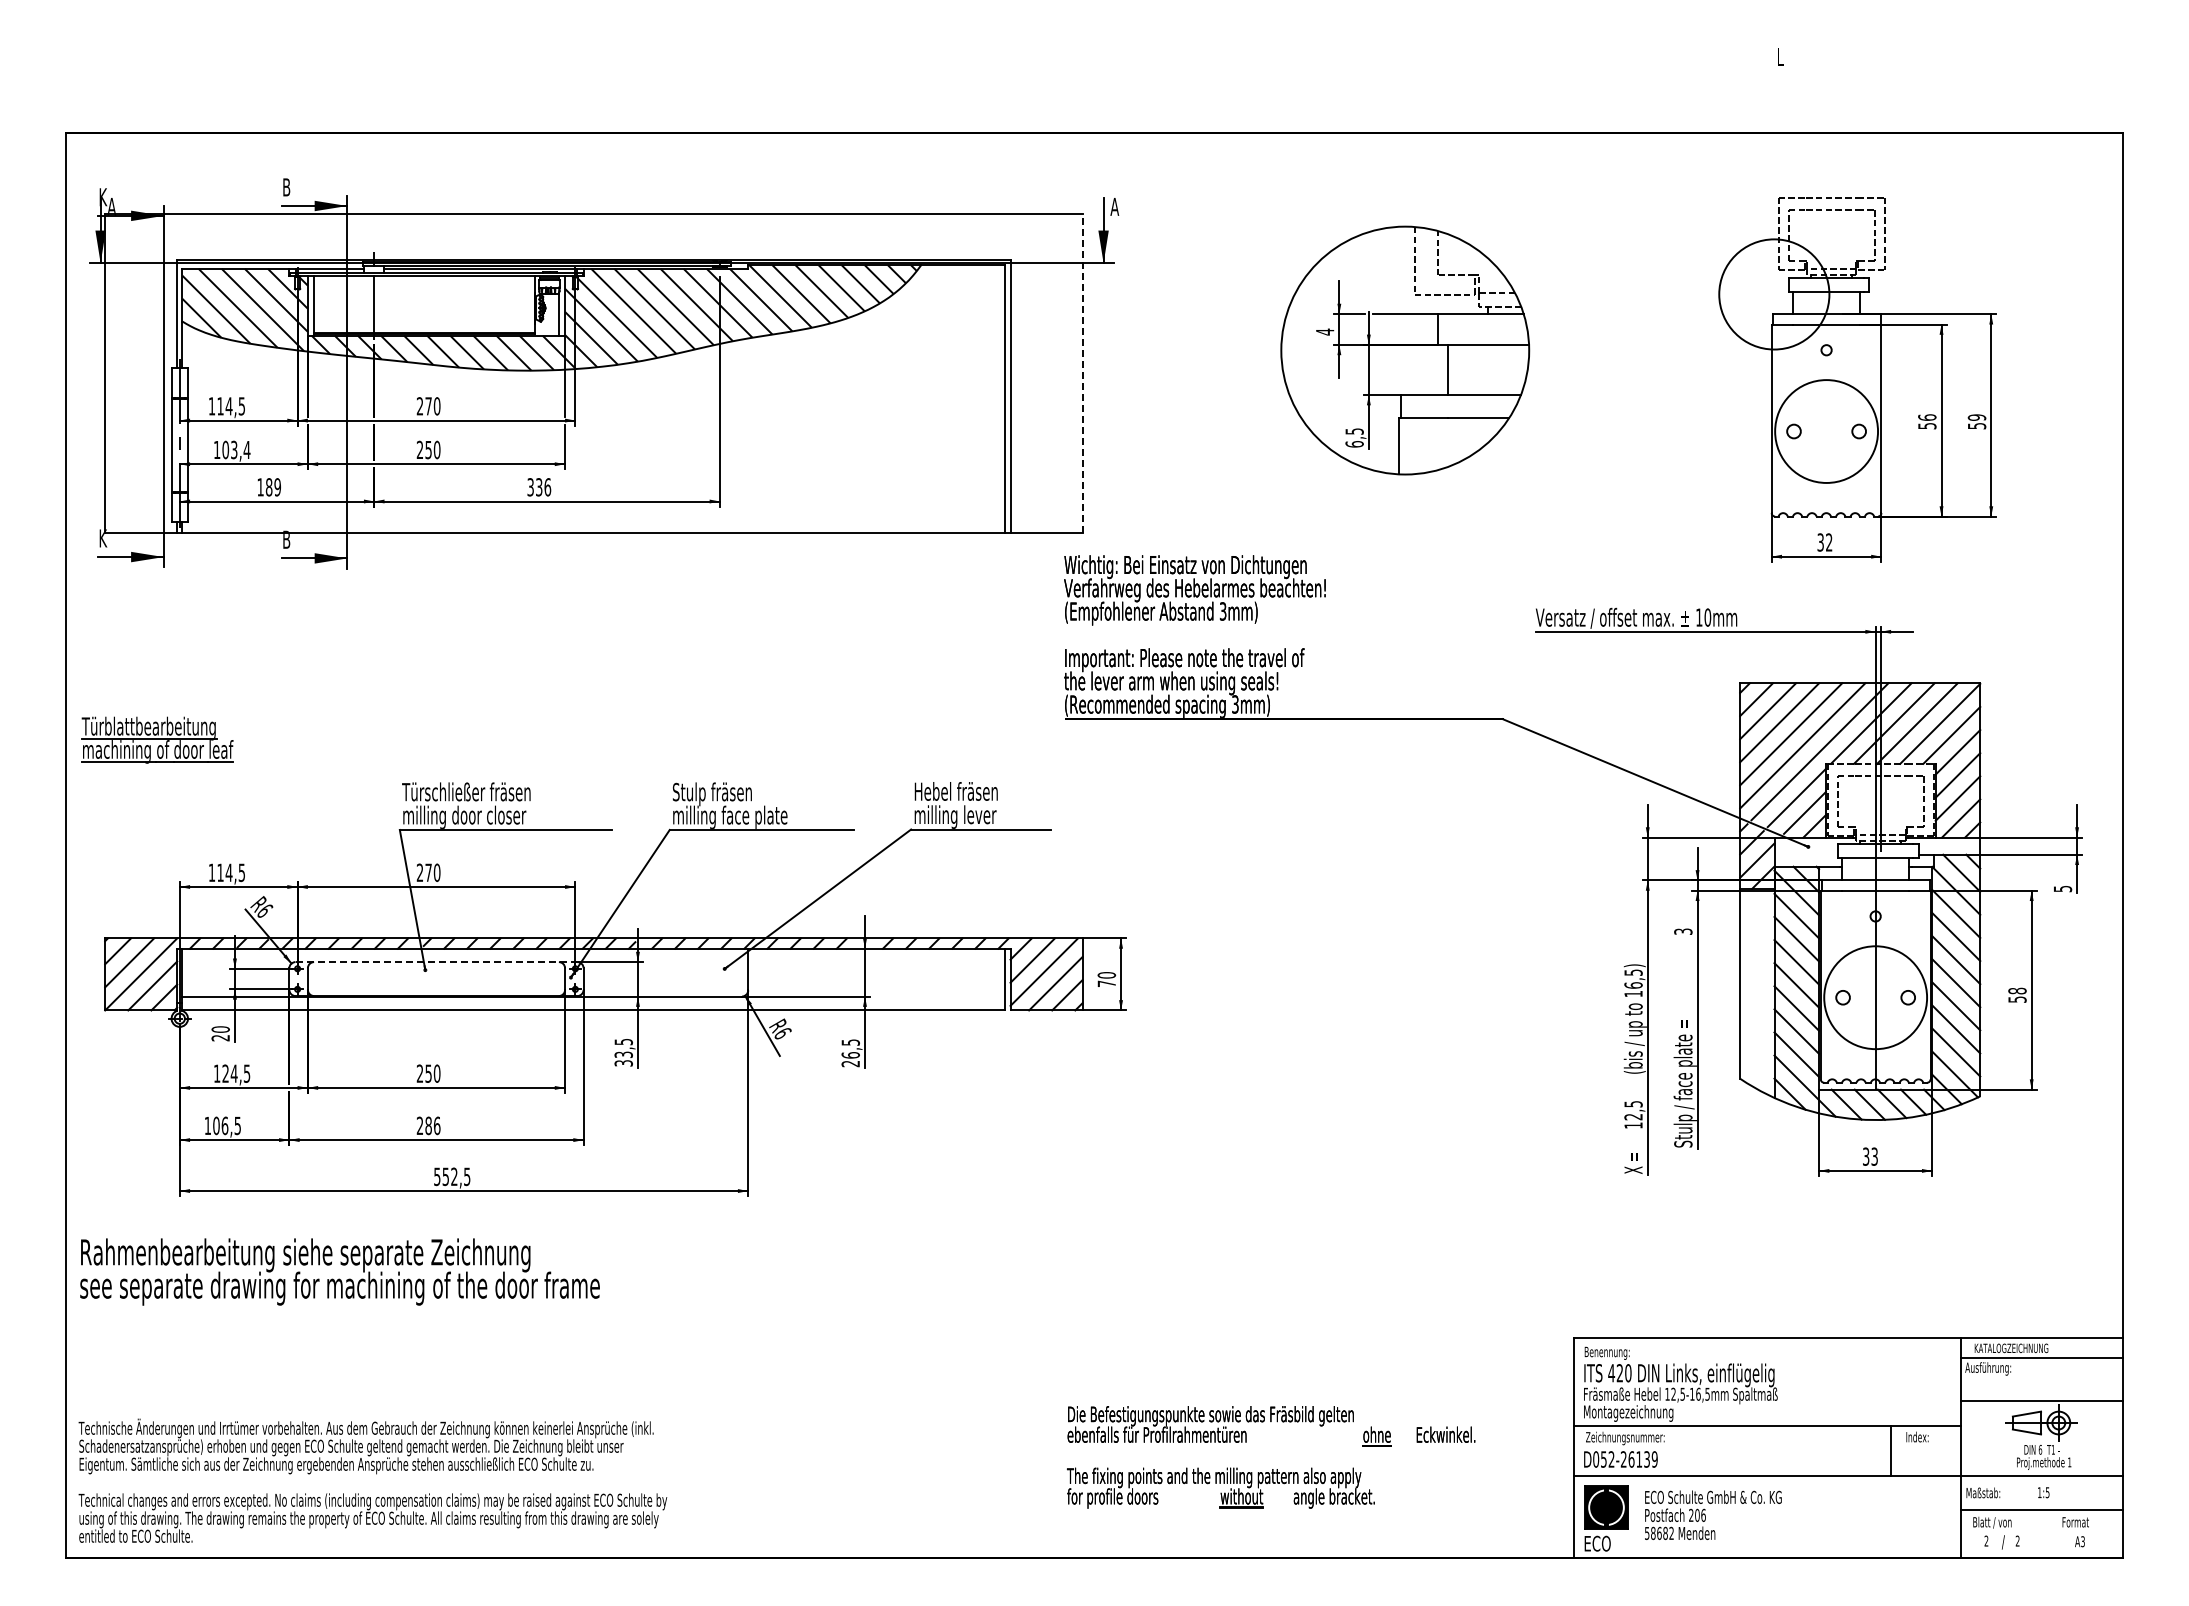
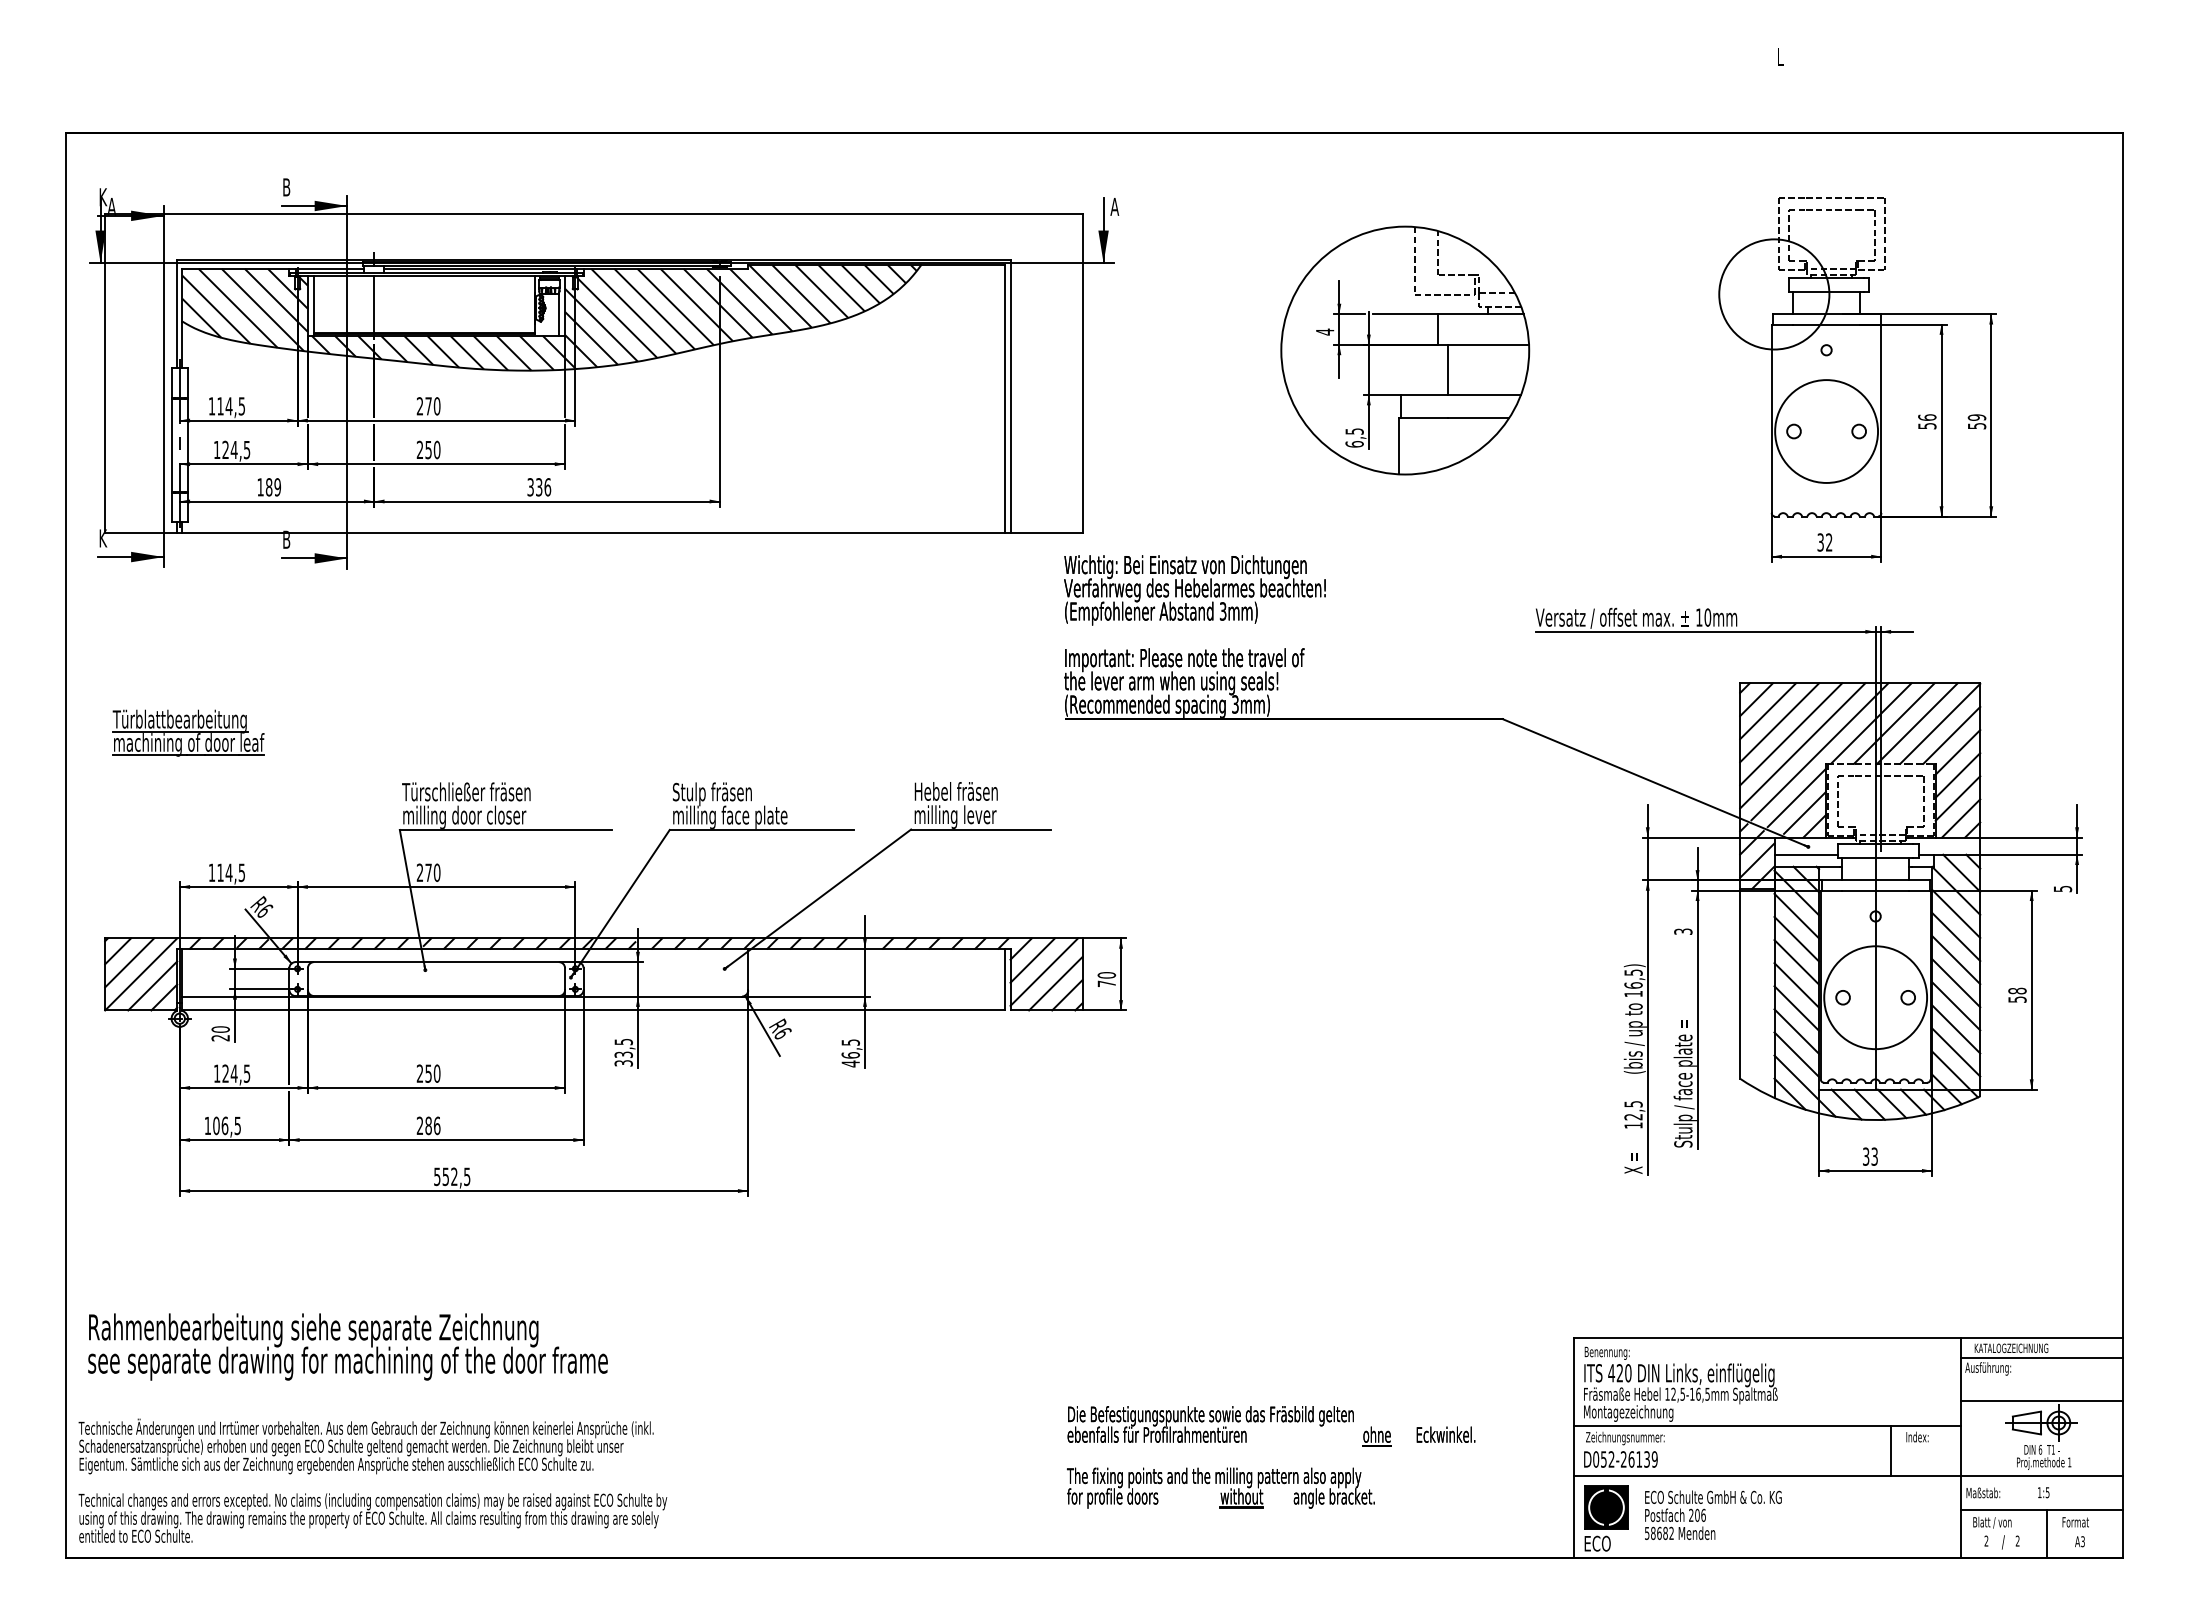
line: dashed -> solid (1082, 372)
text: 103,4 -> 124,5 (236, 449)
part position: (157, 739) -> (188, 732) (188, 732)
line: none -> present (1805, 854)
line: dashed -> solid (436, 962)
text: 26,5 -> 46,5 (850, 1063)
text position: (339, 1271) -> (347, 1346) (347, 1346)
line: none -> present (2047, 1533)
